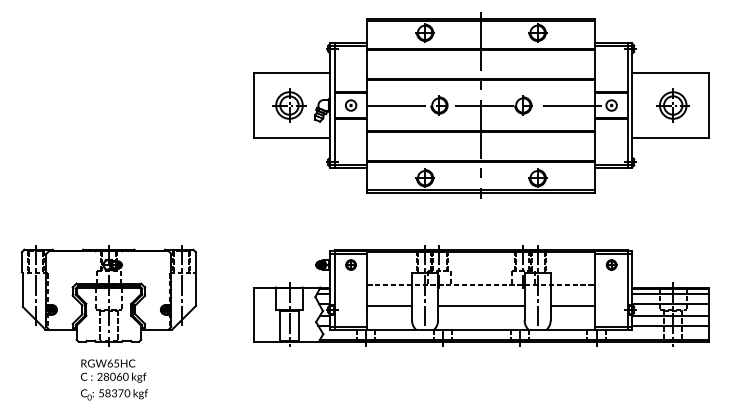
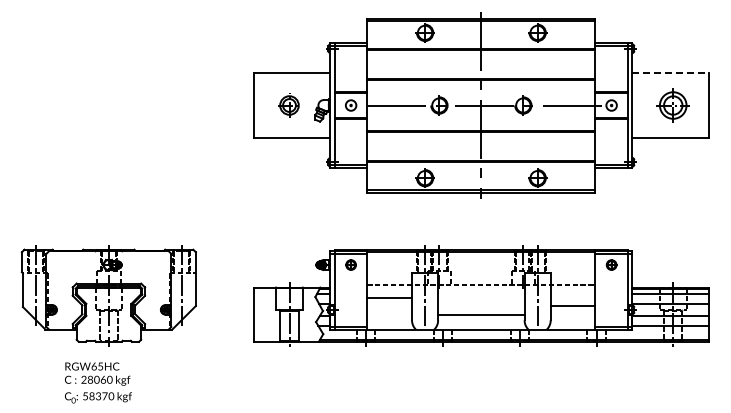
line: solid -> dashed (671, 73)
part size: 35x35 px -> 22x25 px (288, 105)
line position: (389, 306) -> (389, 298) (389, 298)
line position: (481, 306) -> (481, 315) (481, 315)
text position: (114, 379) -> (98, 382) (98, 382)
